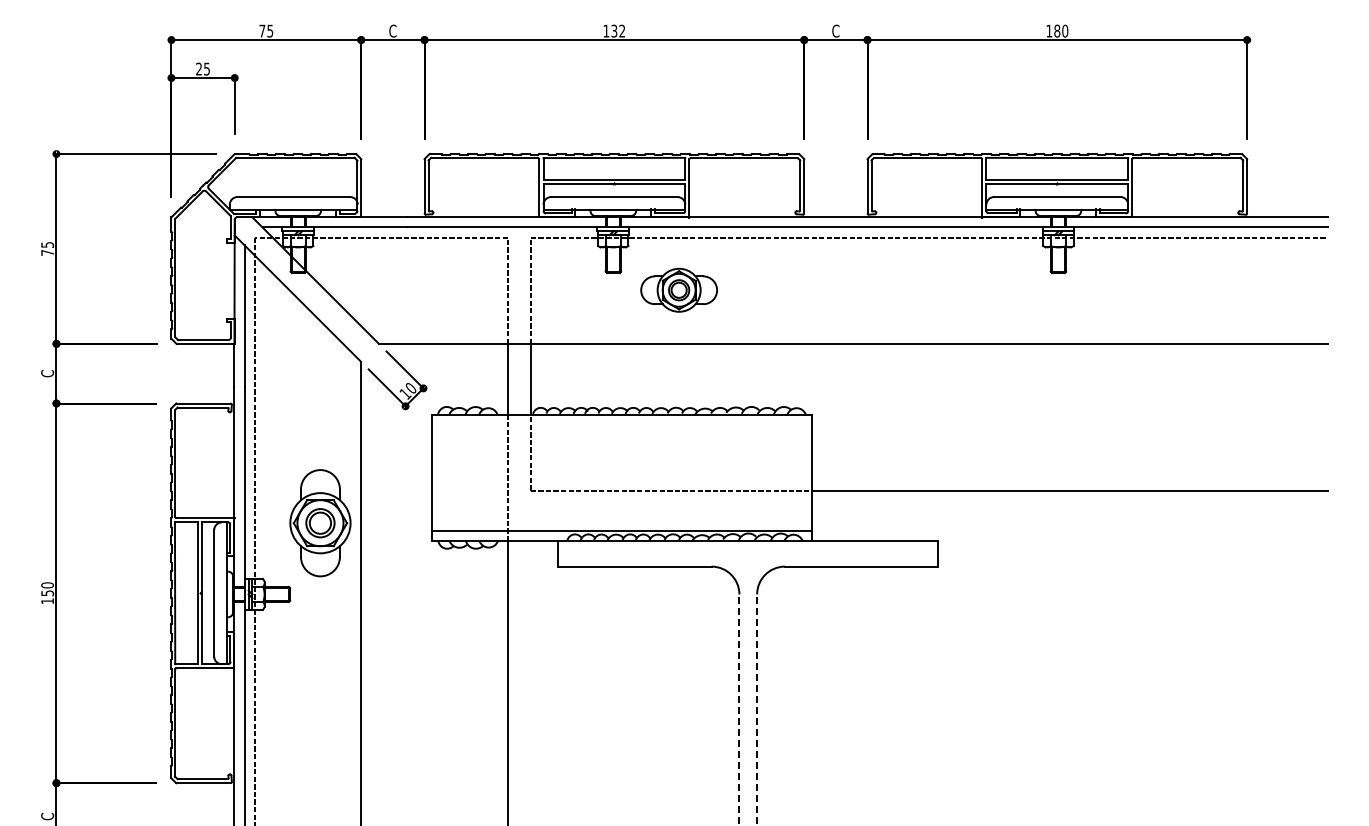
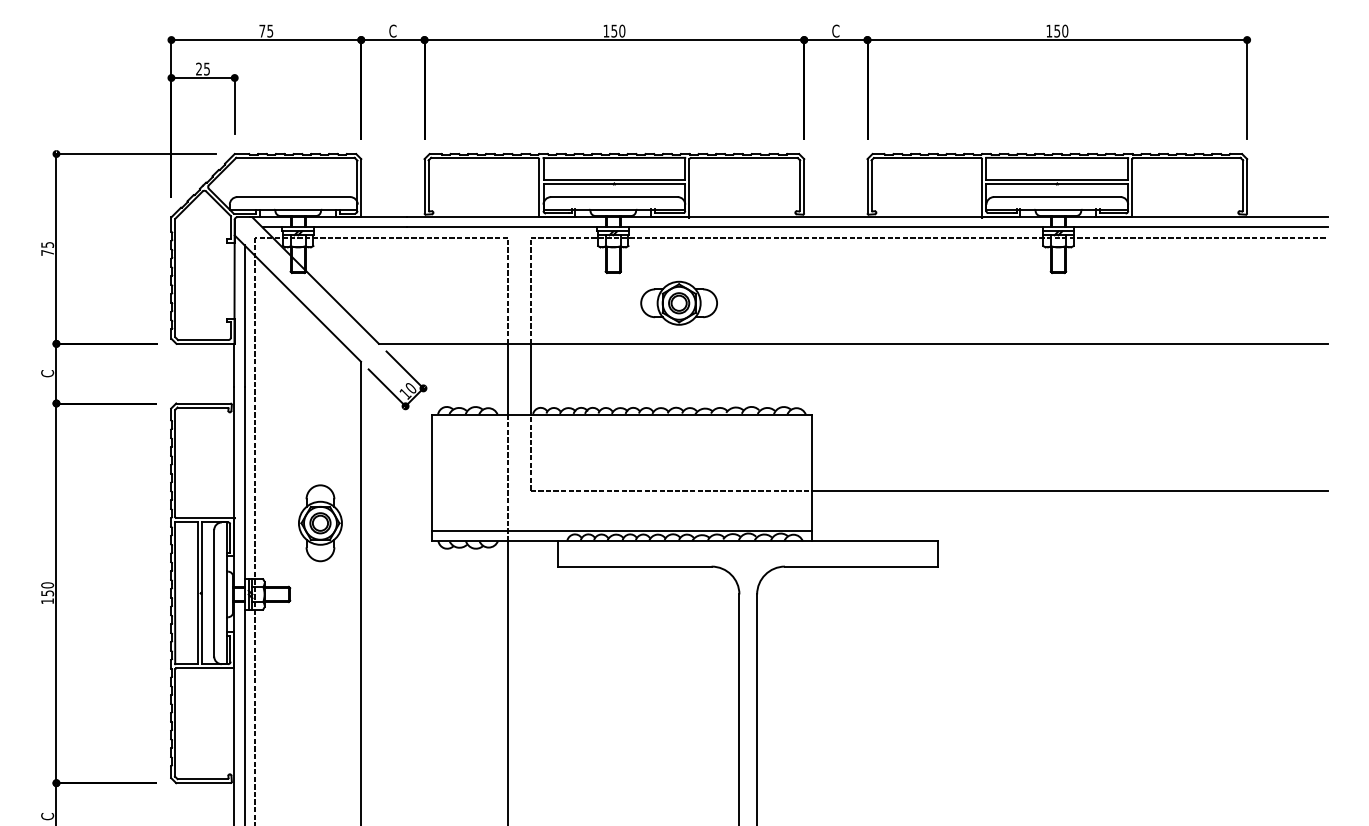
text: 132 -> 150 (618, 30)
text: 180 -> 150 (1057, 30)
part position: (678, 289) -> (678, 302) (678, 302)
part size: 63x109 px -> 45x79 px (320, 523)
line: dashed -> solid (739, 710)
line: dashed -> solid (757, 710)
